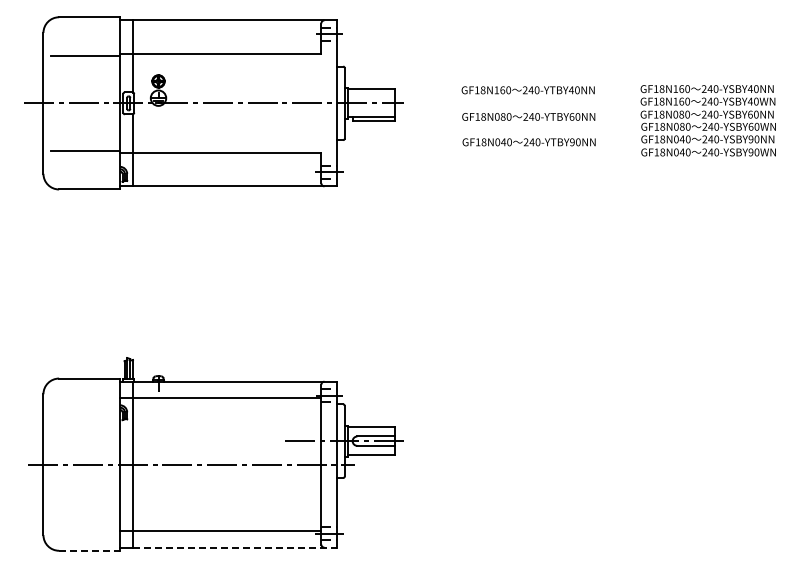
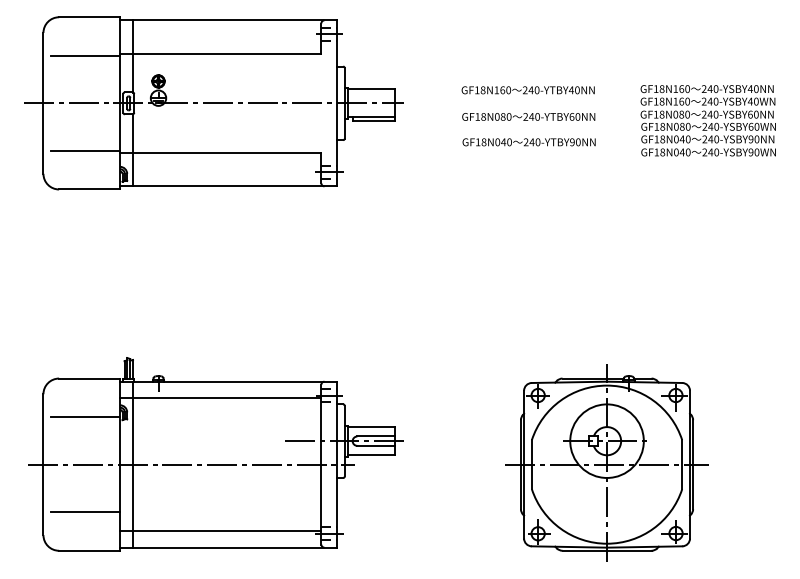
line: none -> present (85, 416)
part: none -> present (606, 462)
line: none -> present (85, 512)
line: dashed -> solid (235, 547)
line: dashed -> solid (89, 550)
